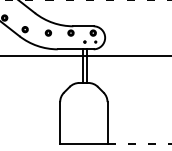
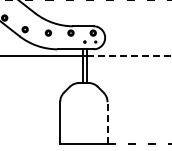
line: solid -> dashed (129, 55)
line: solid -> dashed (107, 123)
